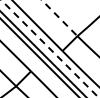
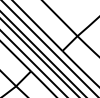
line: dashed -> solid (59, 18)
line: dashed -> solid (50, 49)
line: none -> present (33, 63)
